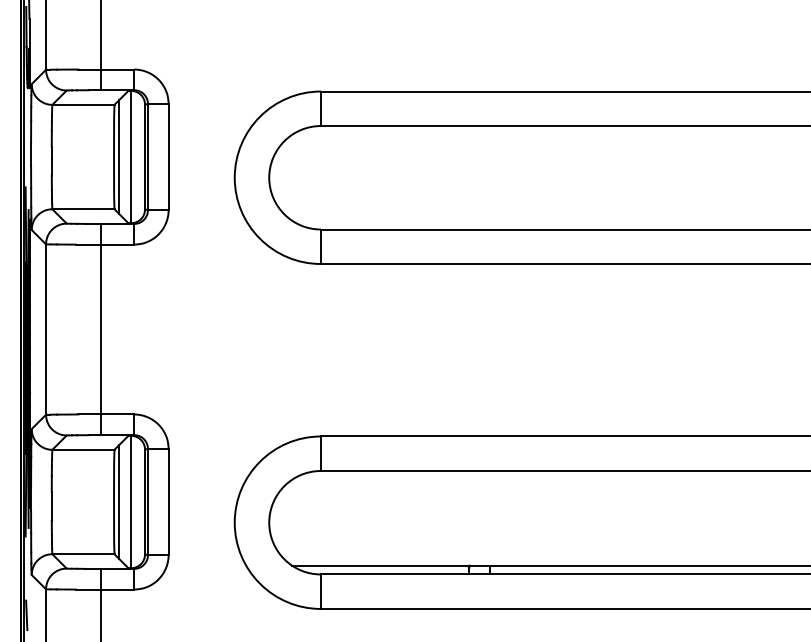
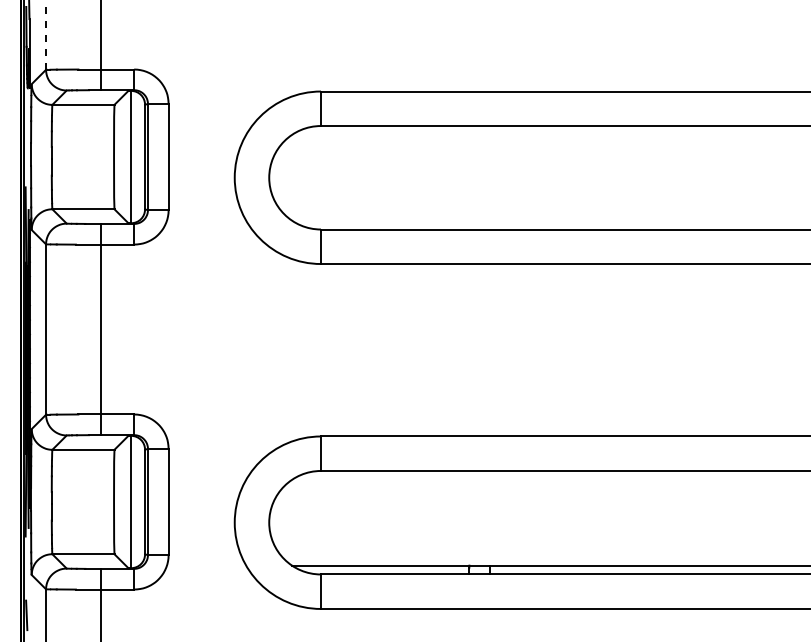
line: solid -> dashed (46, 35)
line: present -> none (119, 156)
line: present -> none (119, 501)
